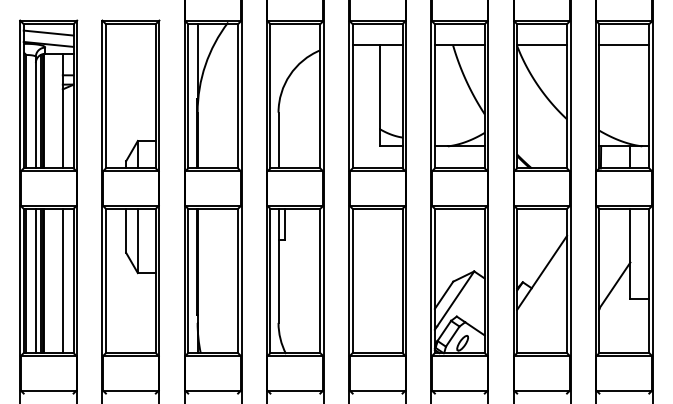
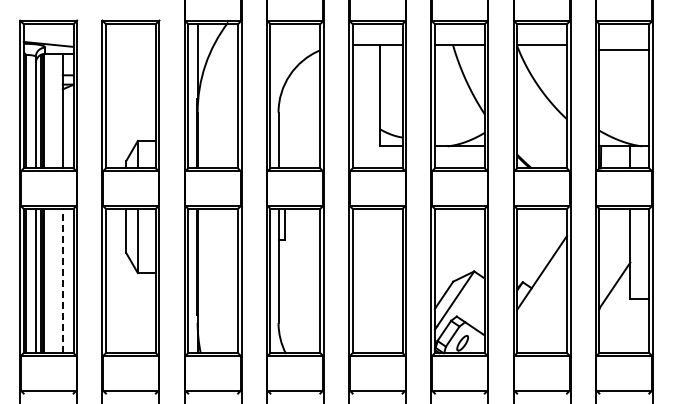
line: present -> none (48, 32)
line position: (624, 45) -> (624, 50) (624, 50)
line: solid -> dashed (62, 280)
